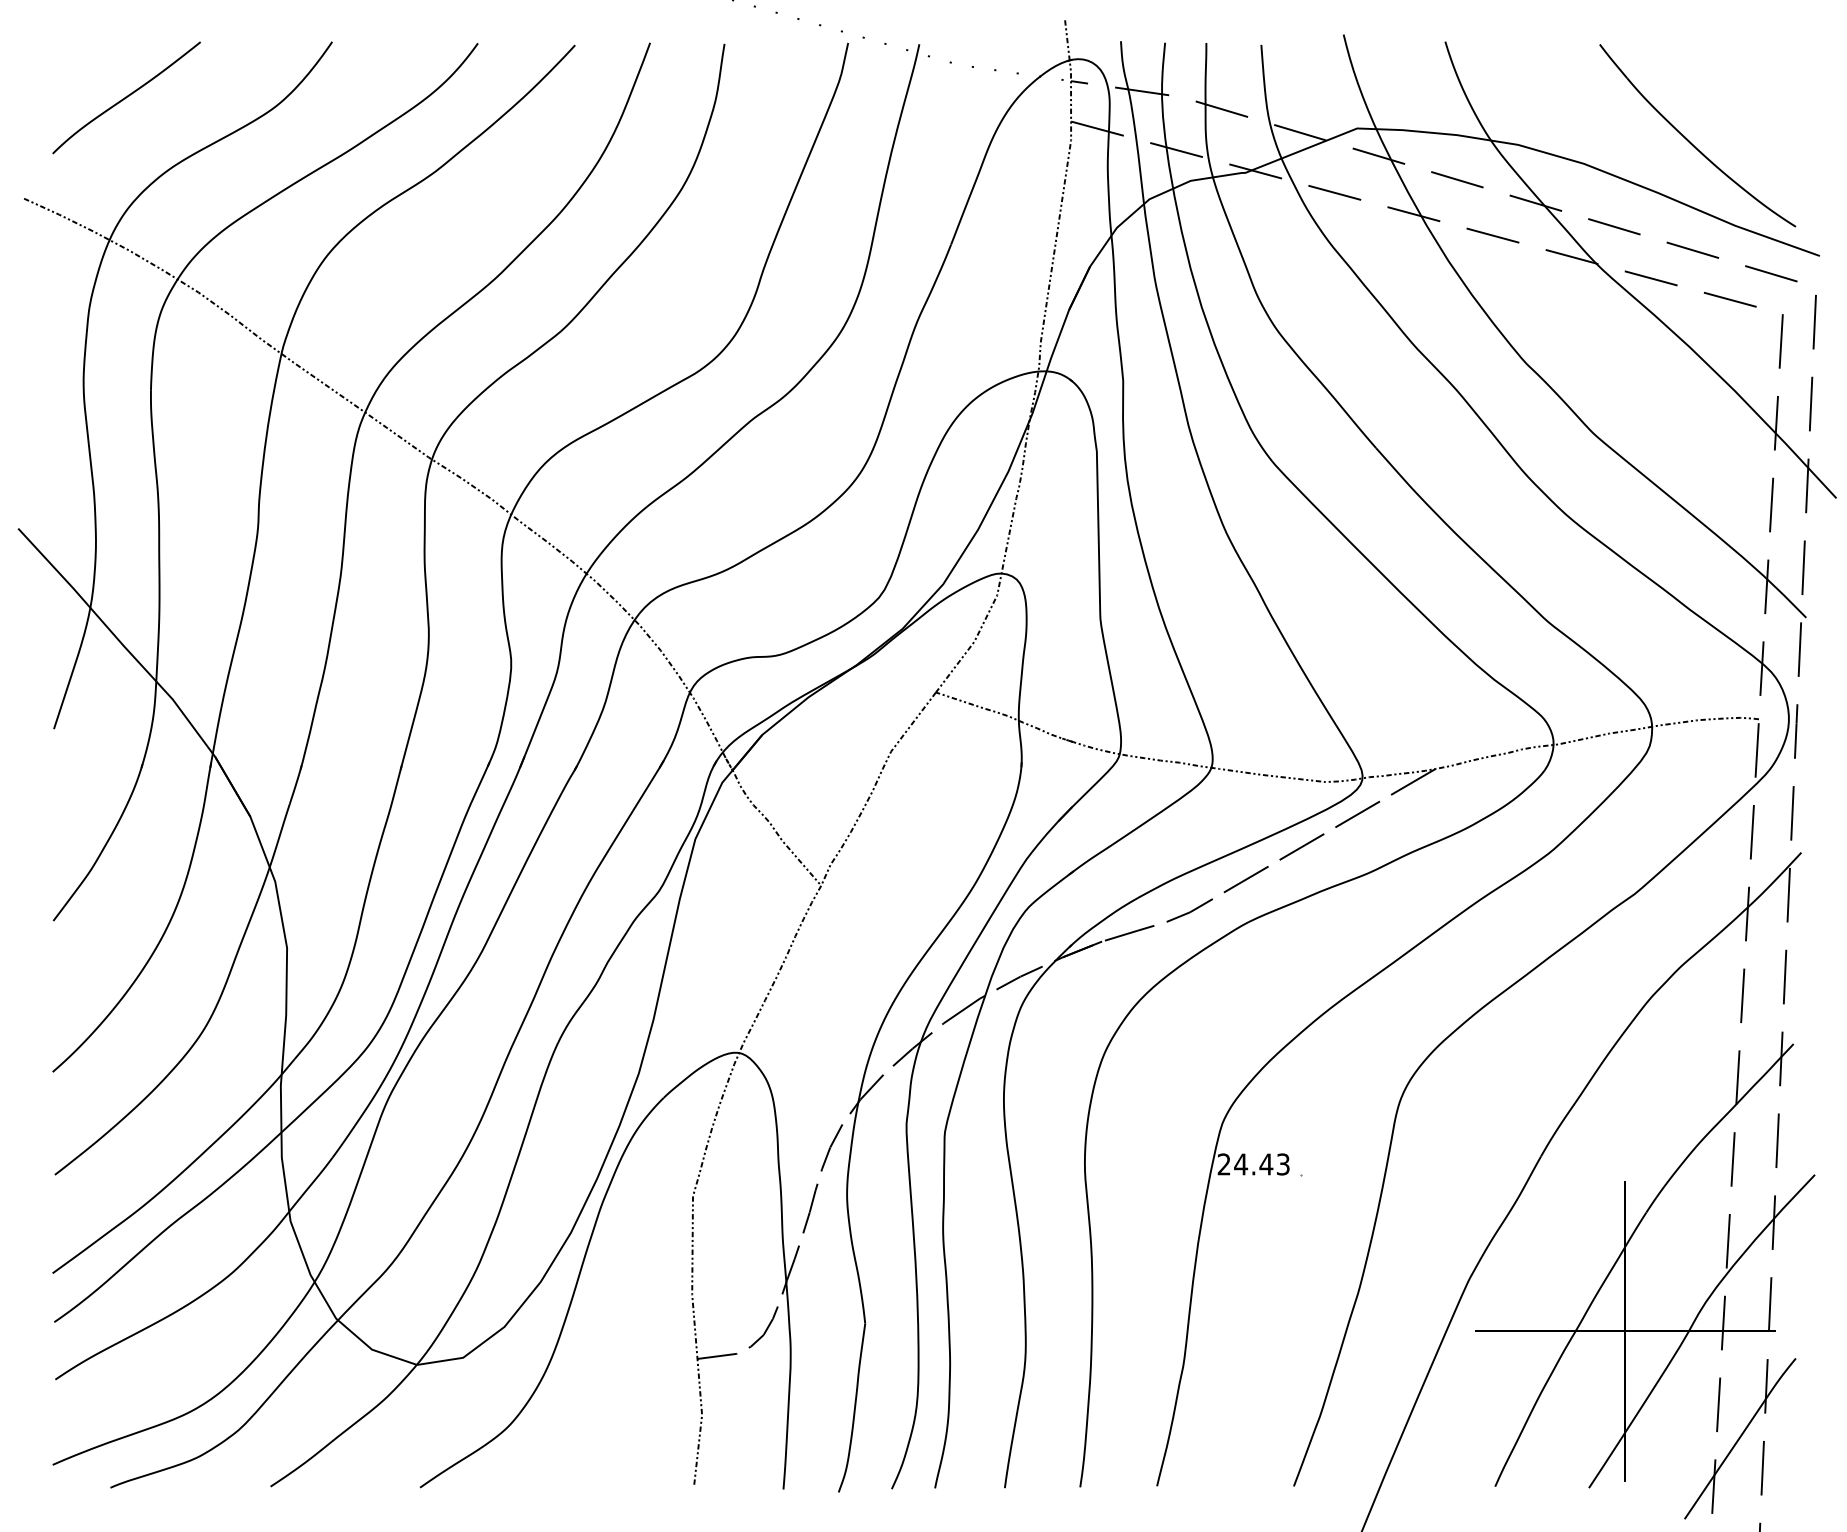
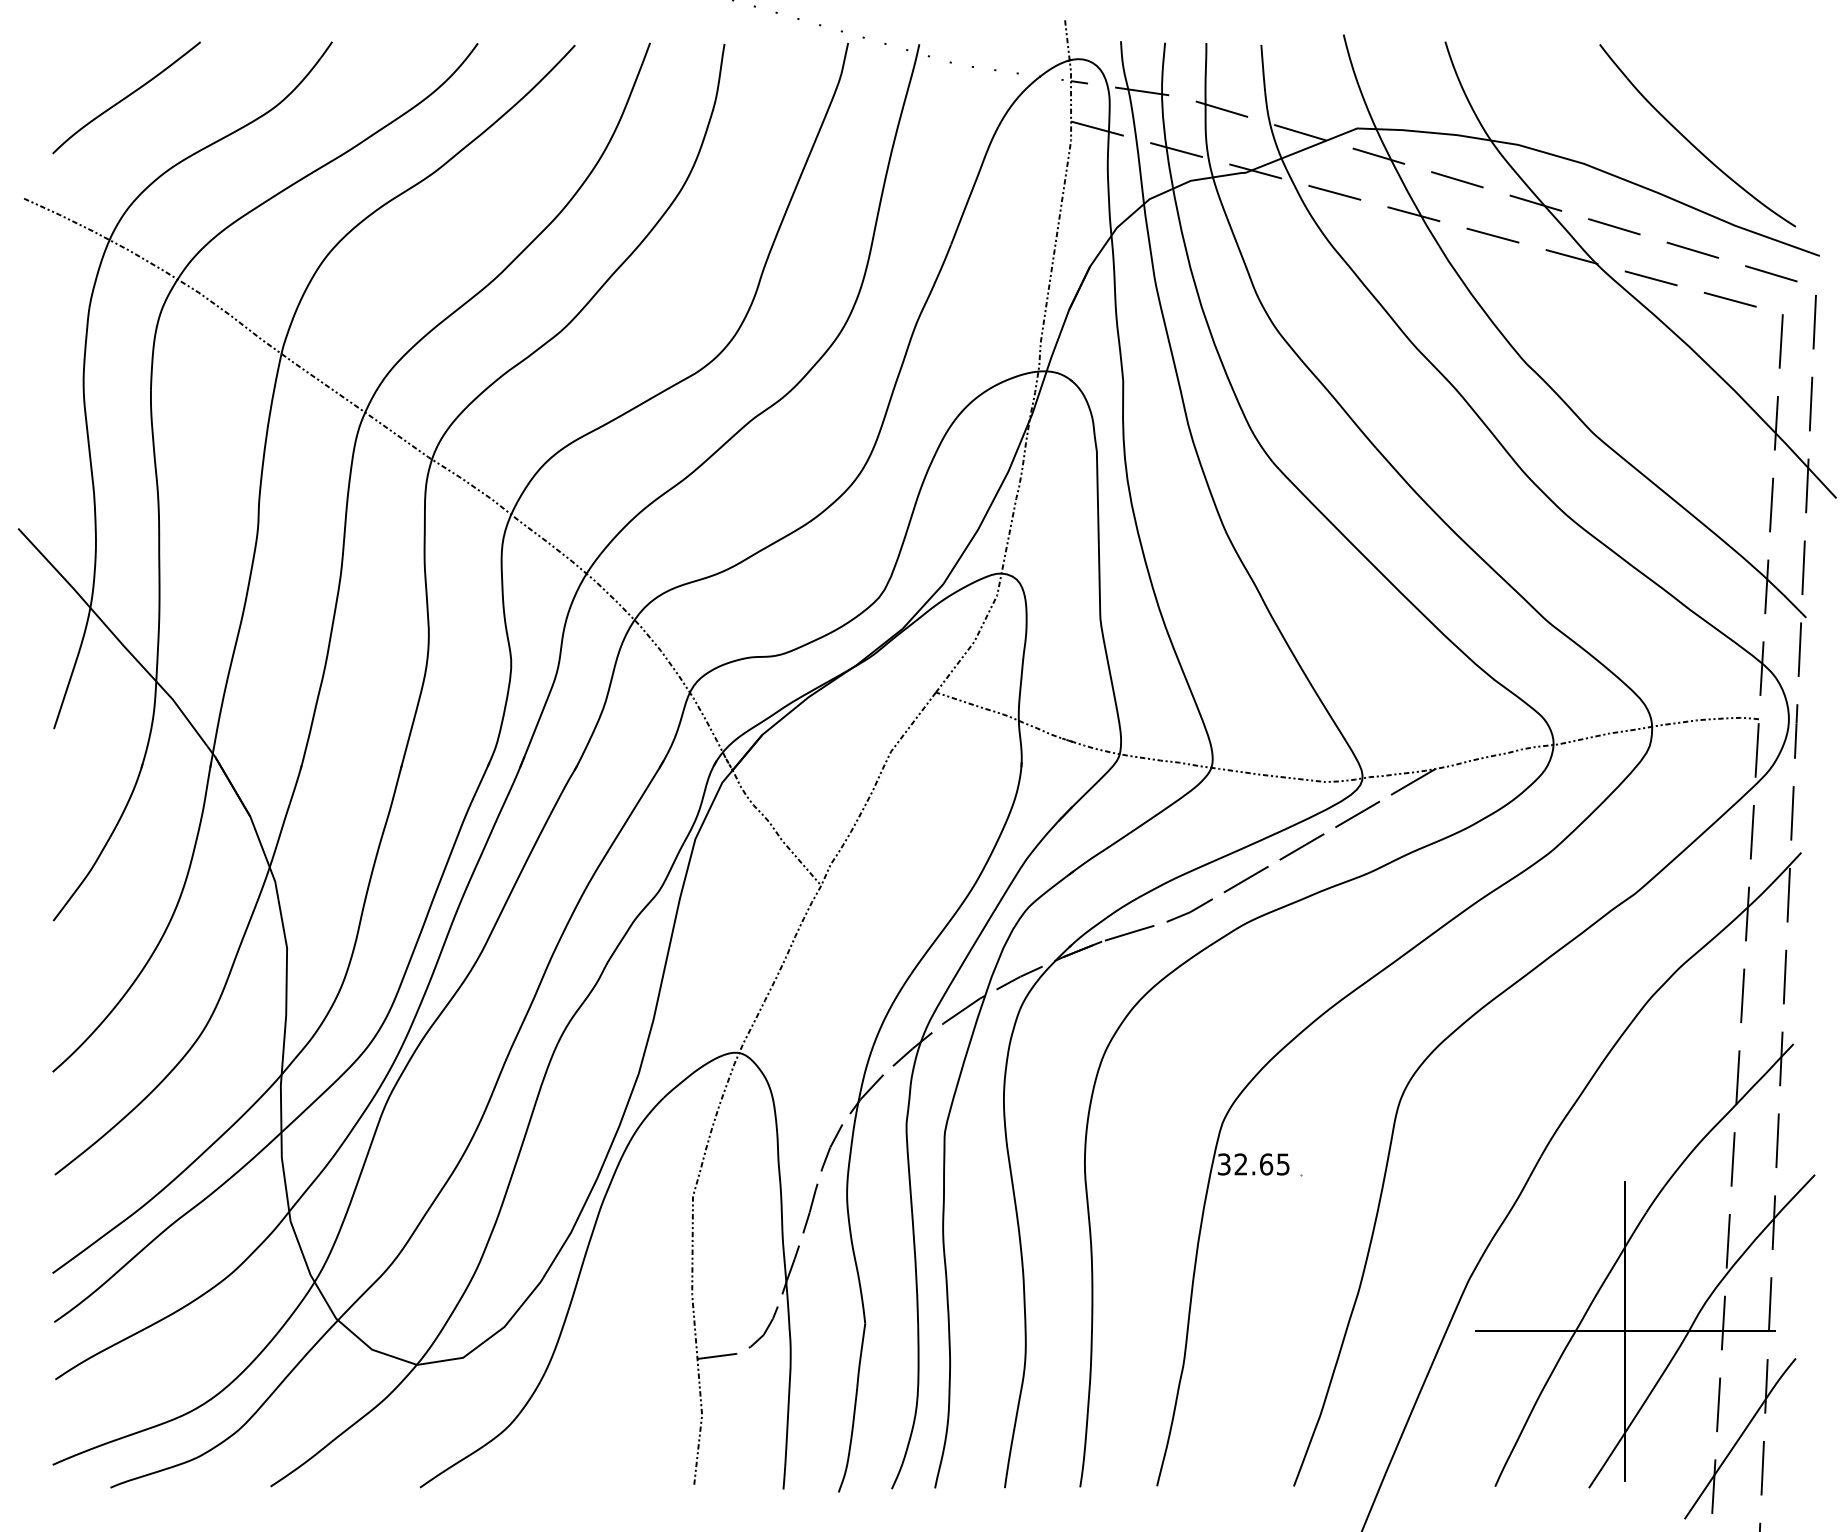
text: 24.43 -> 32.65 (1253, 1164)
